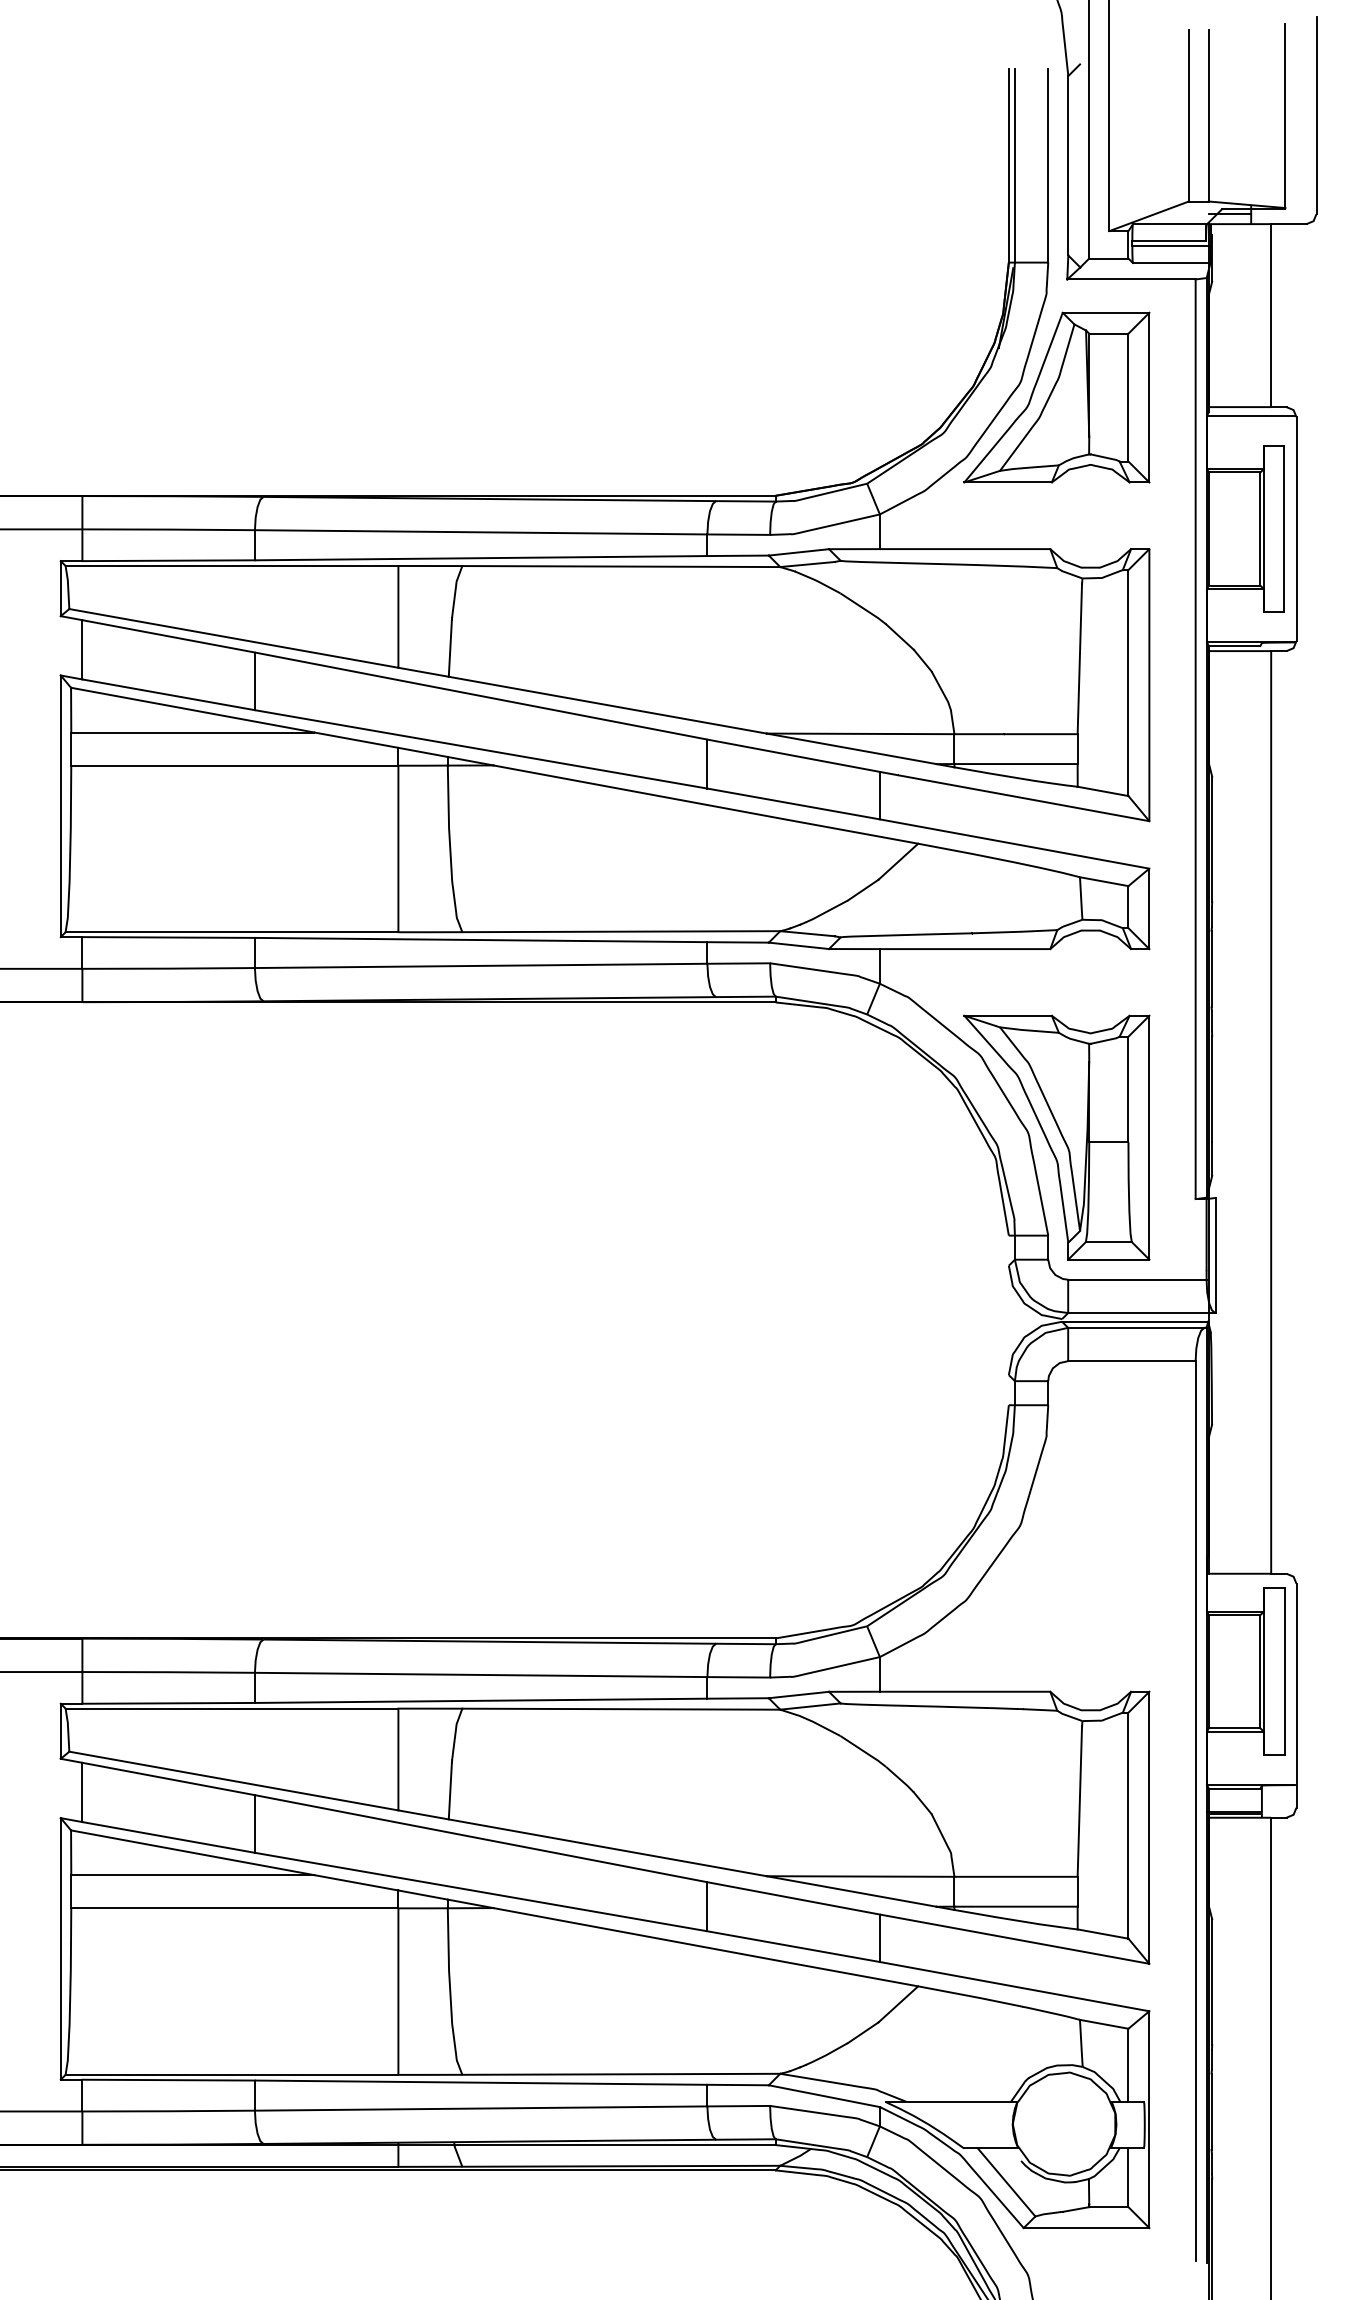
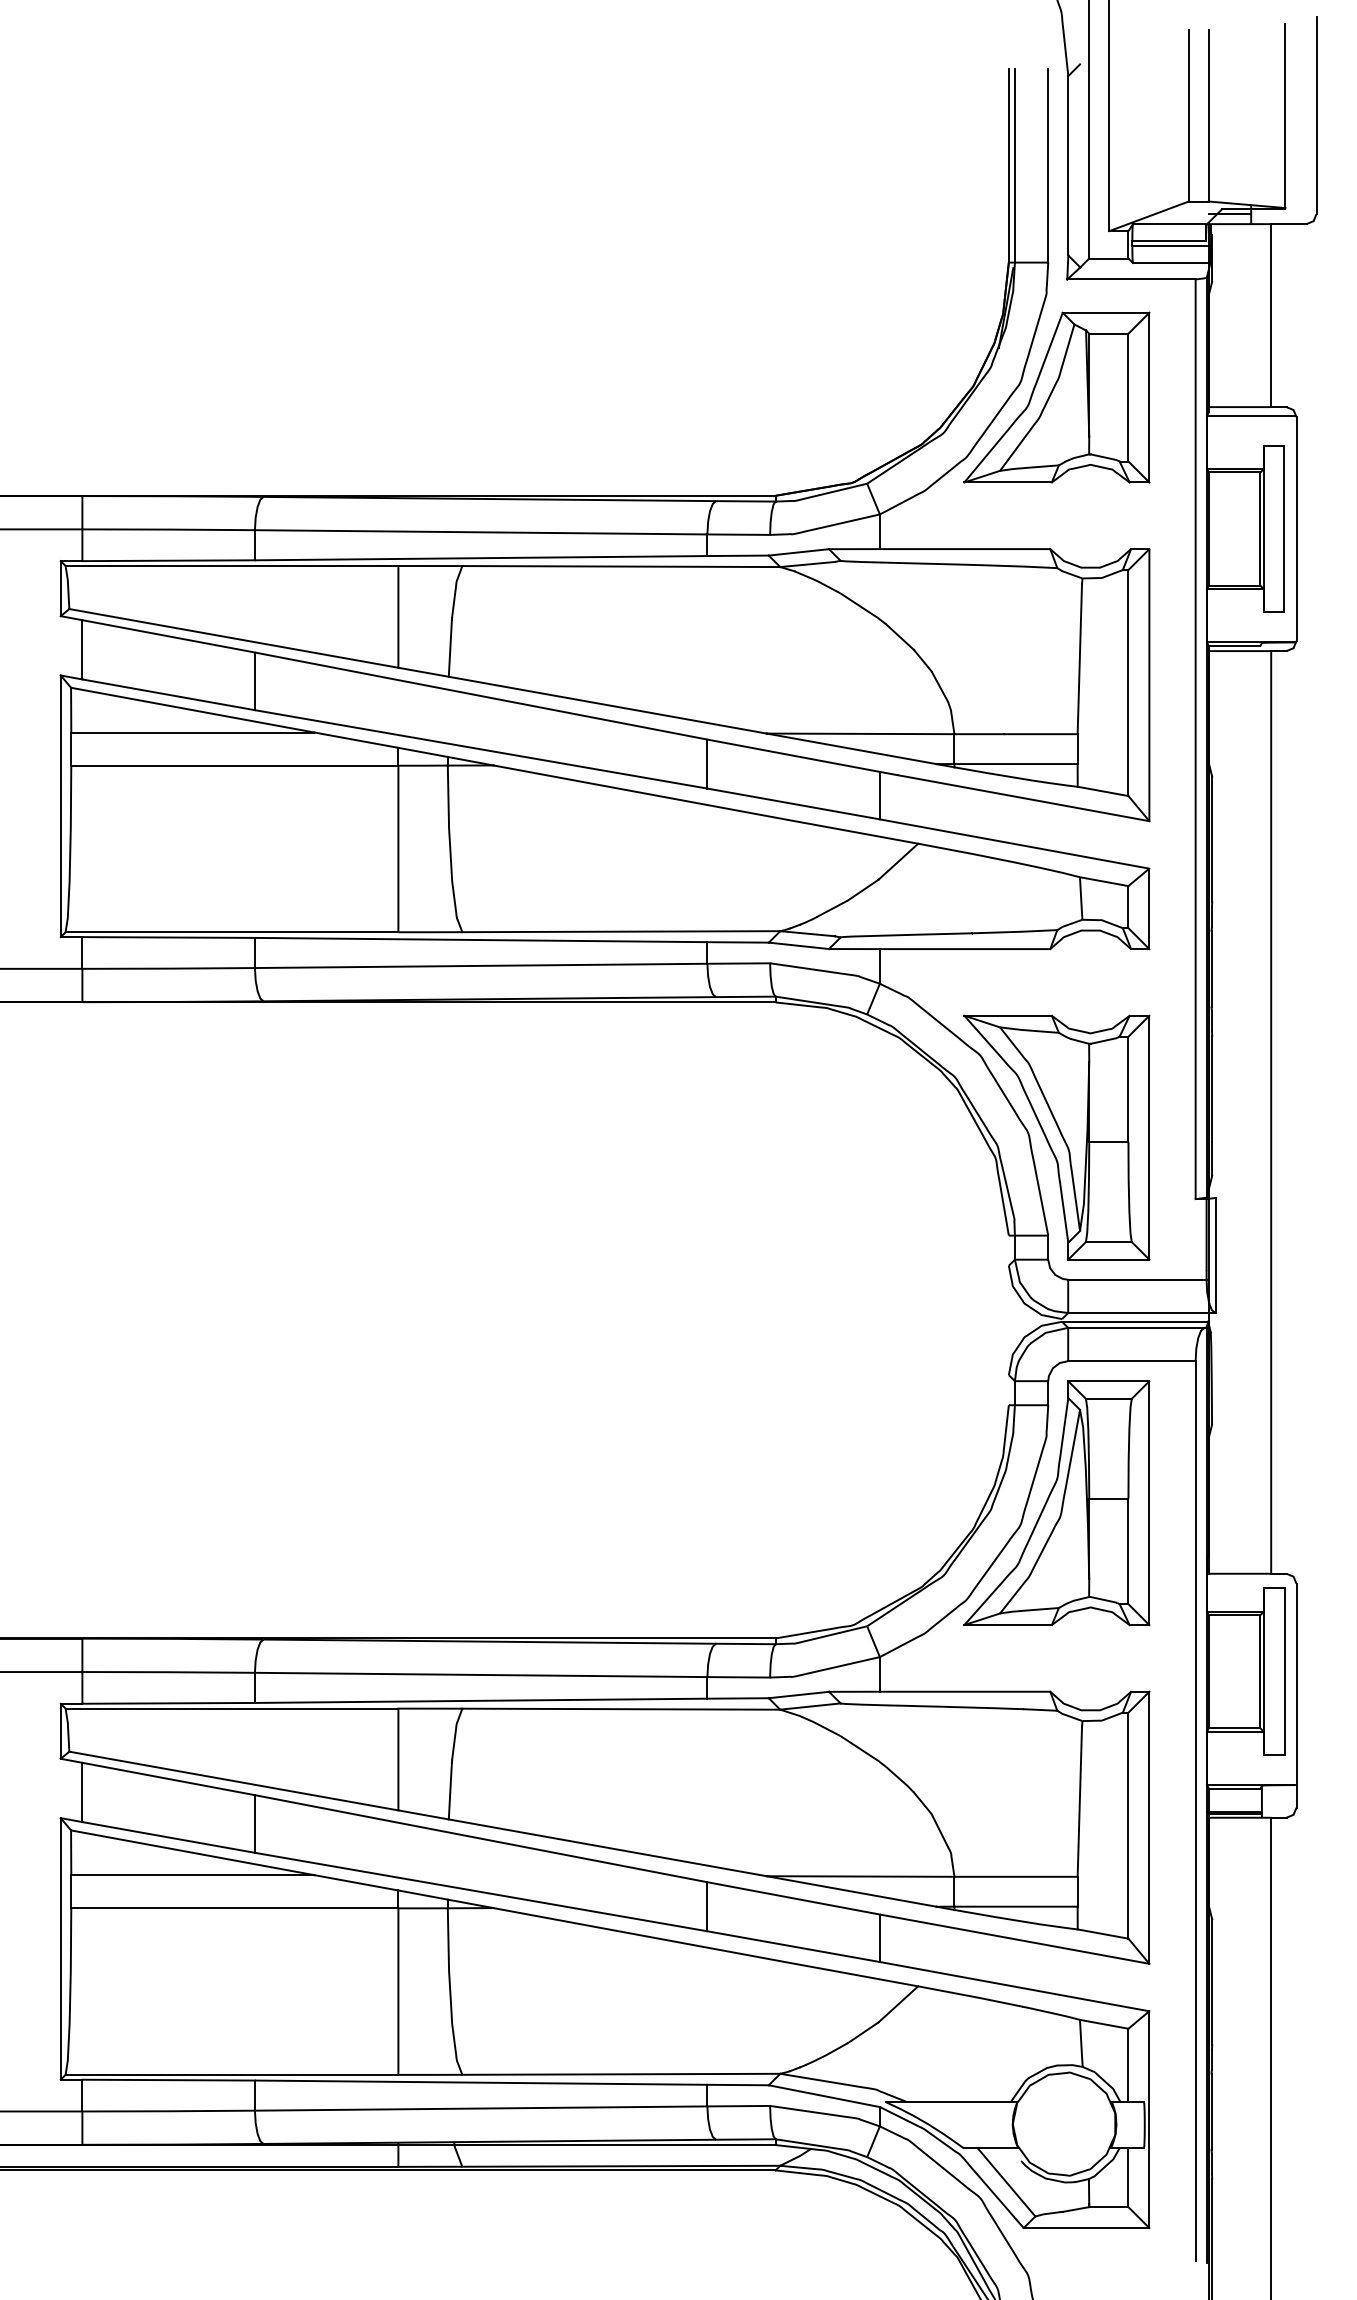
part: none -> present (1056, 1503)
